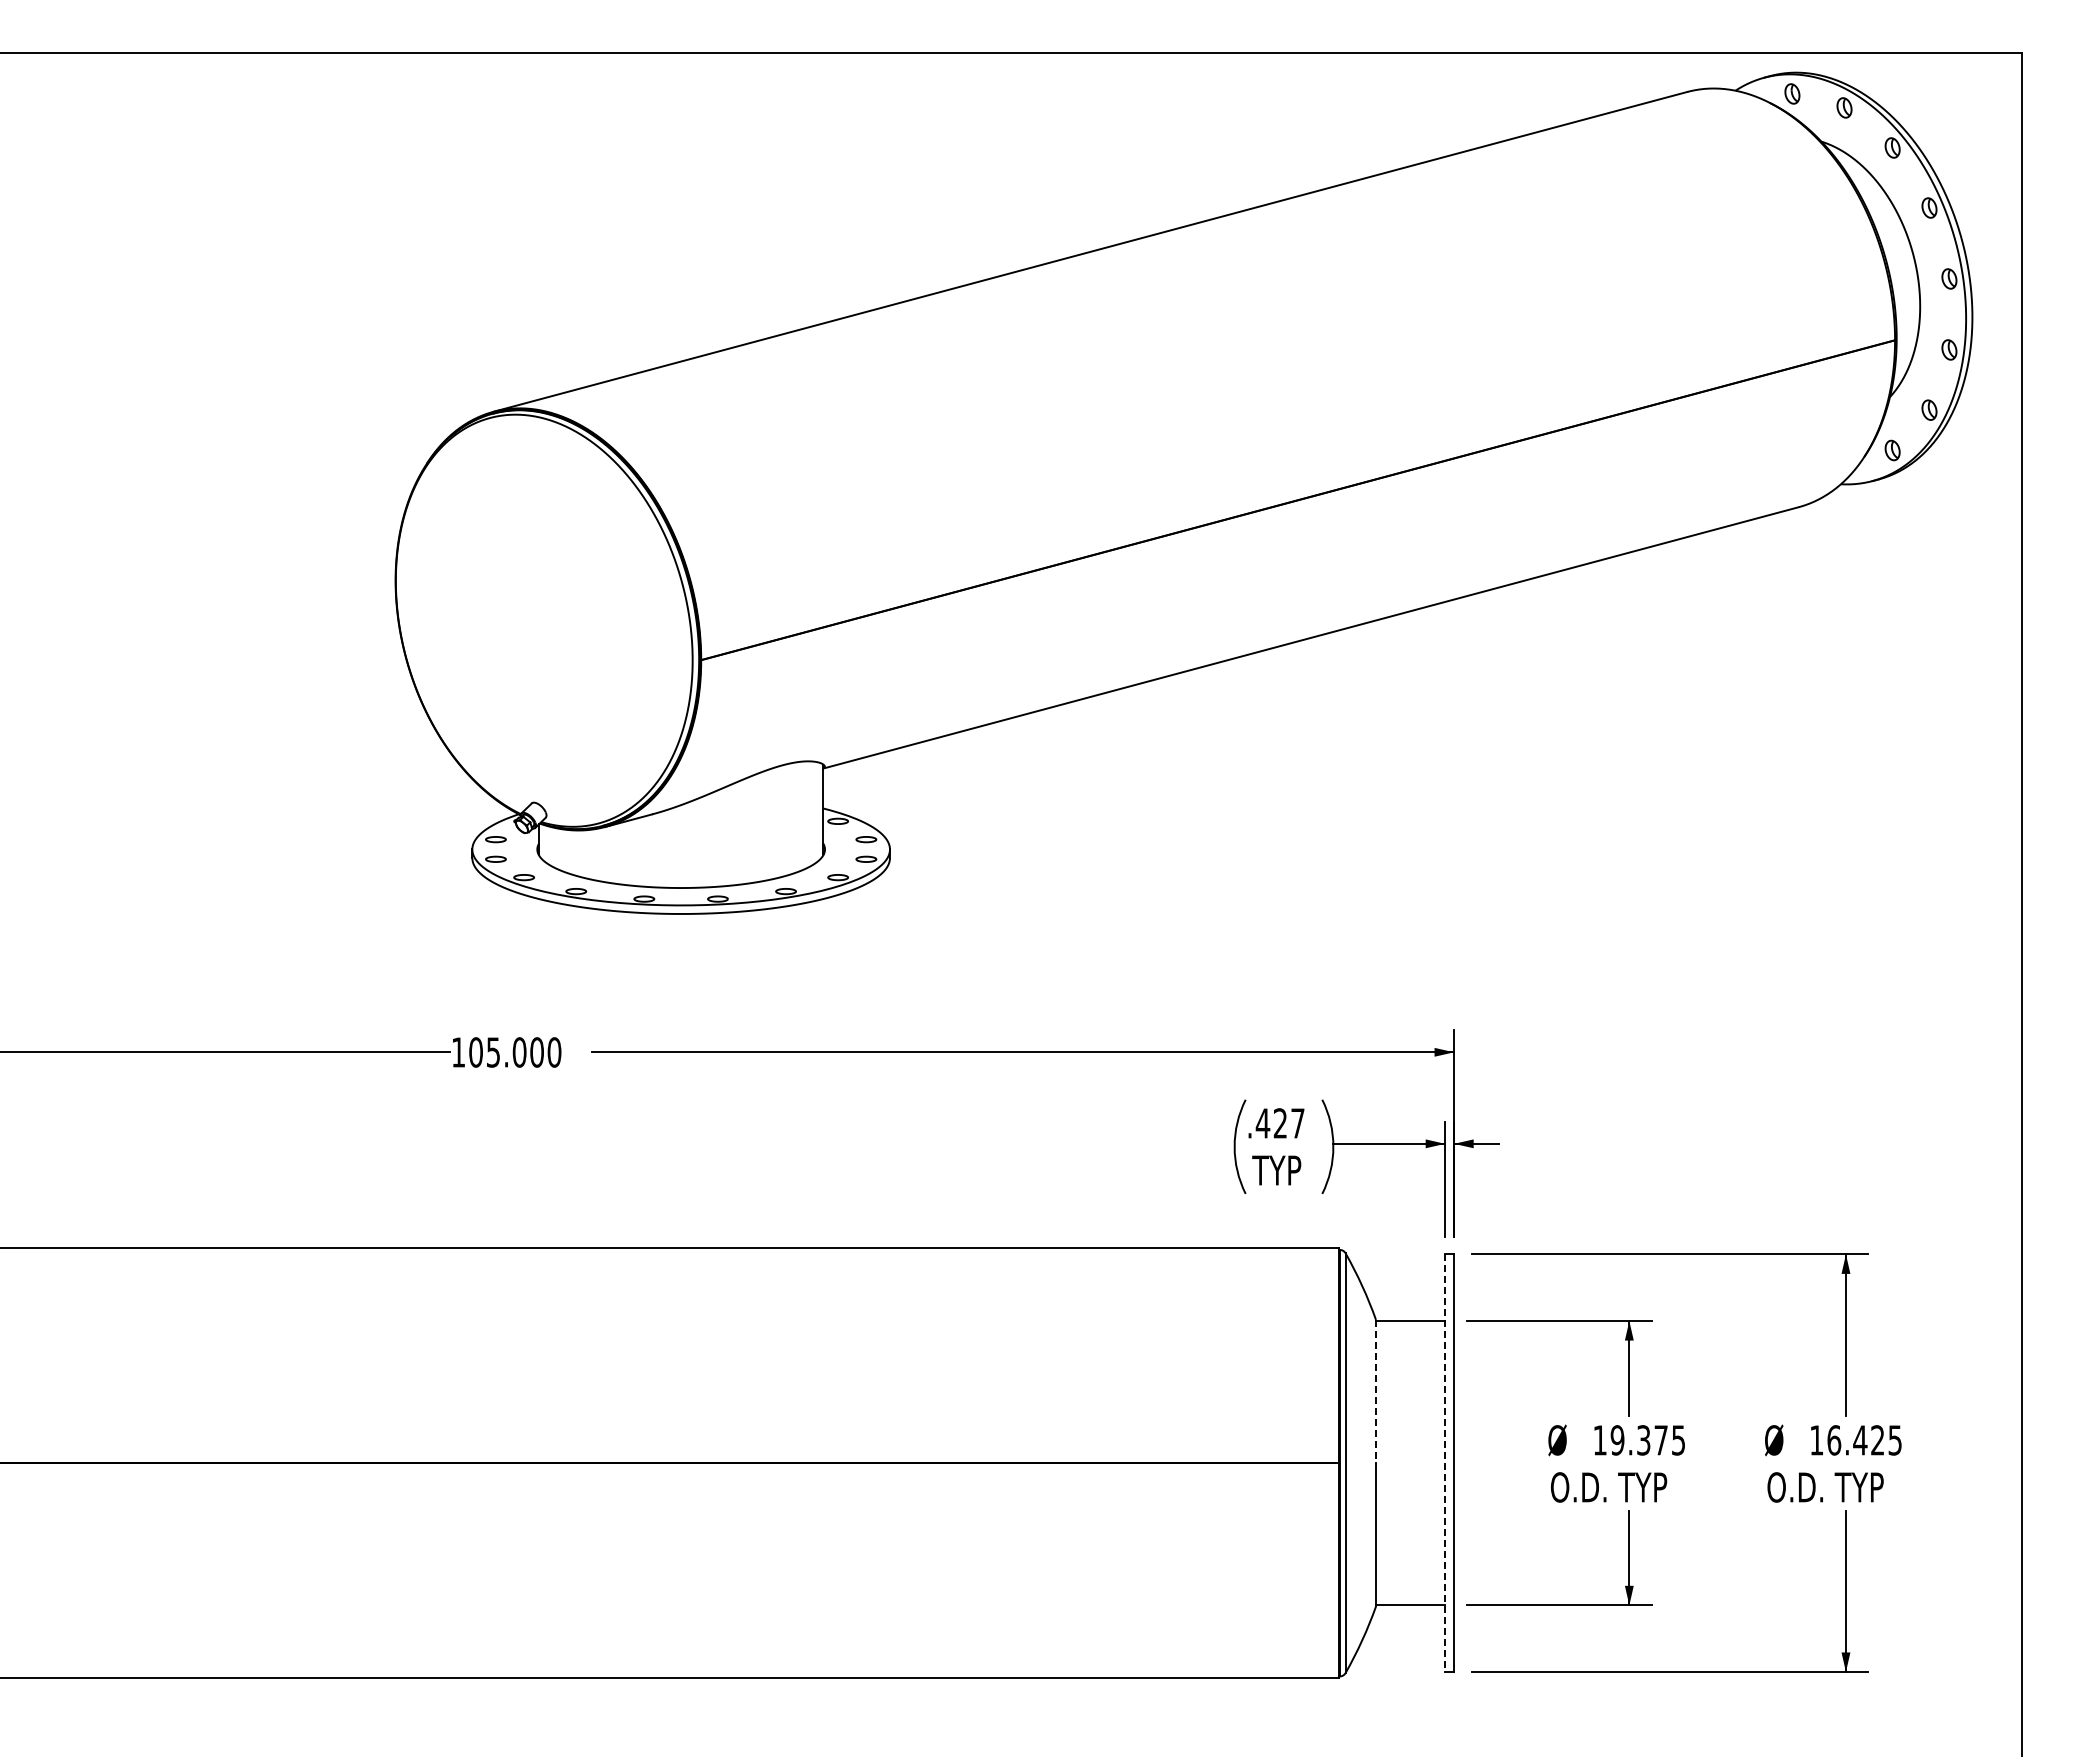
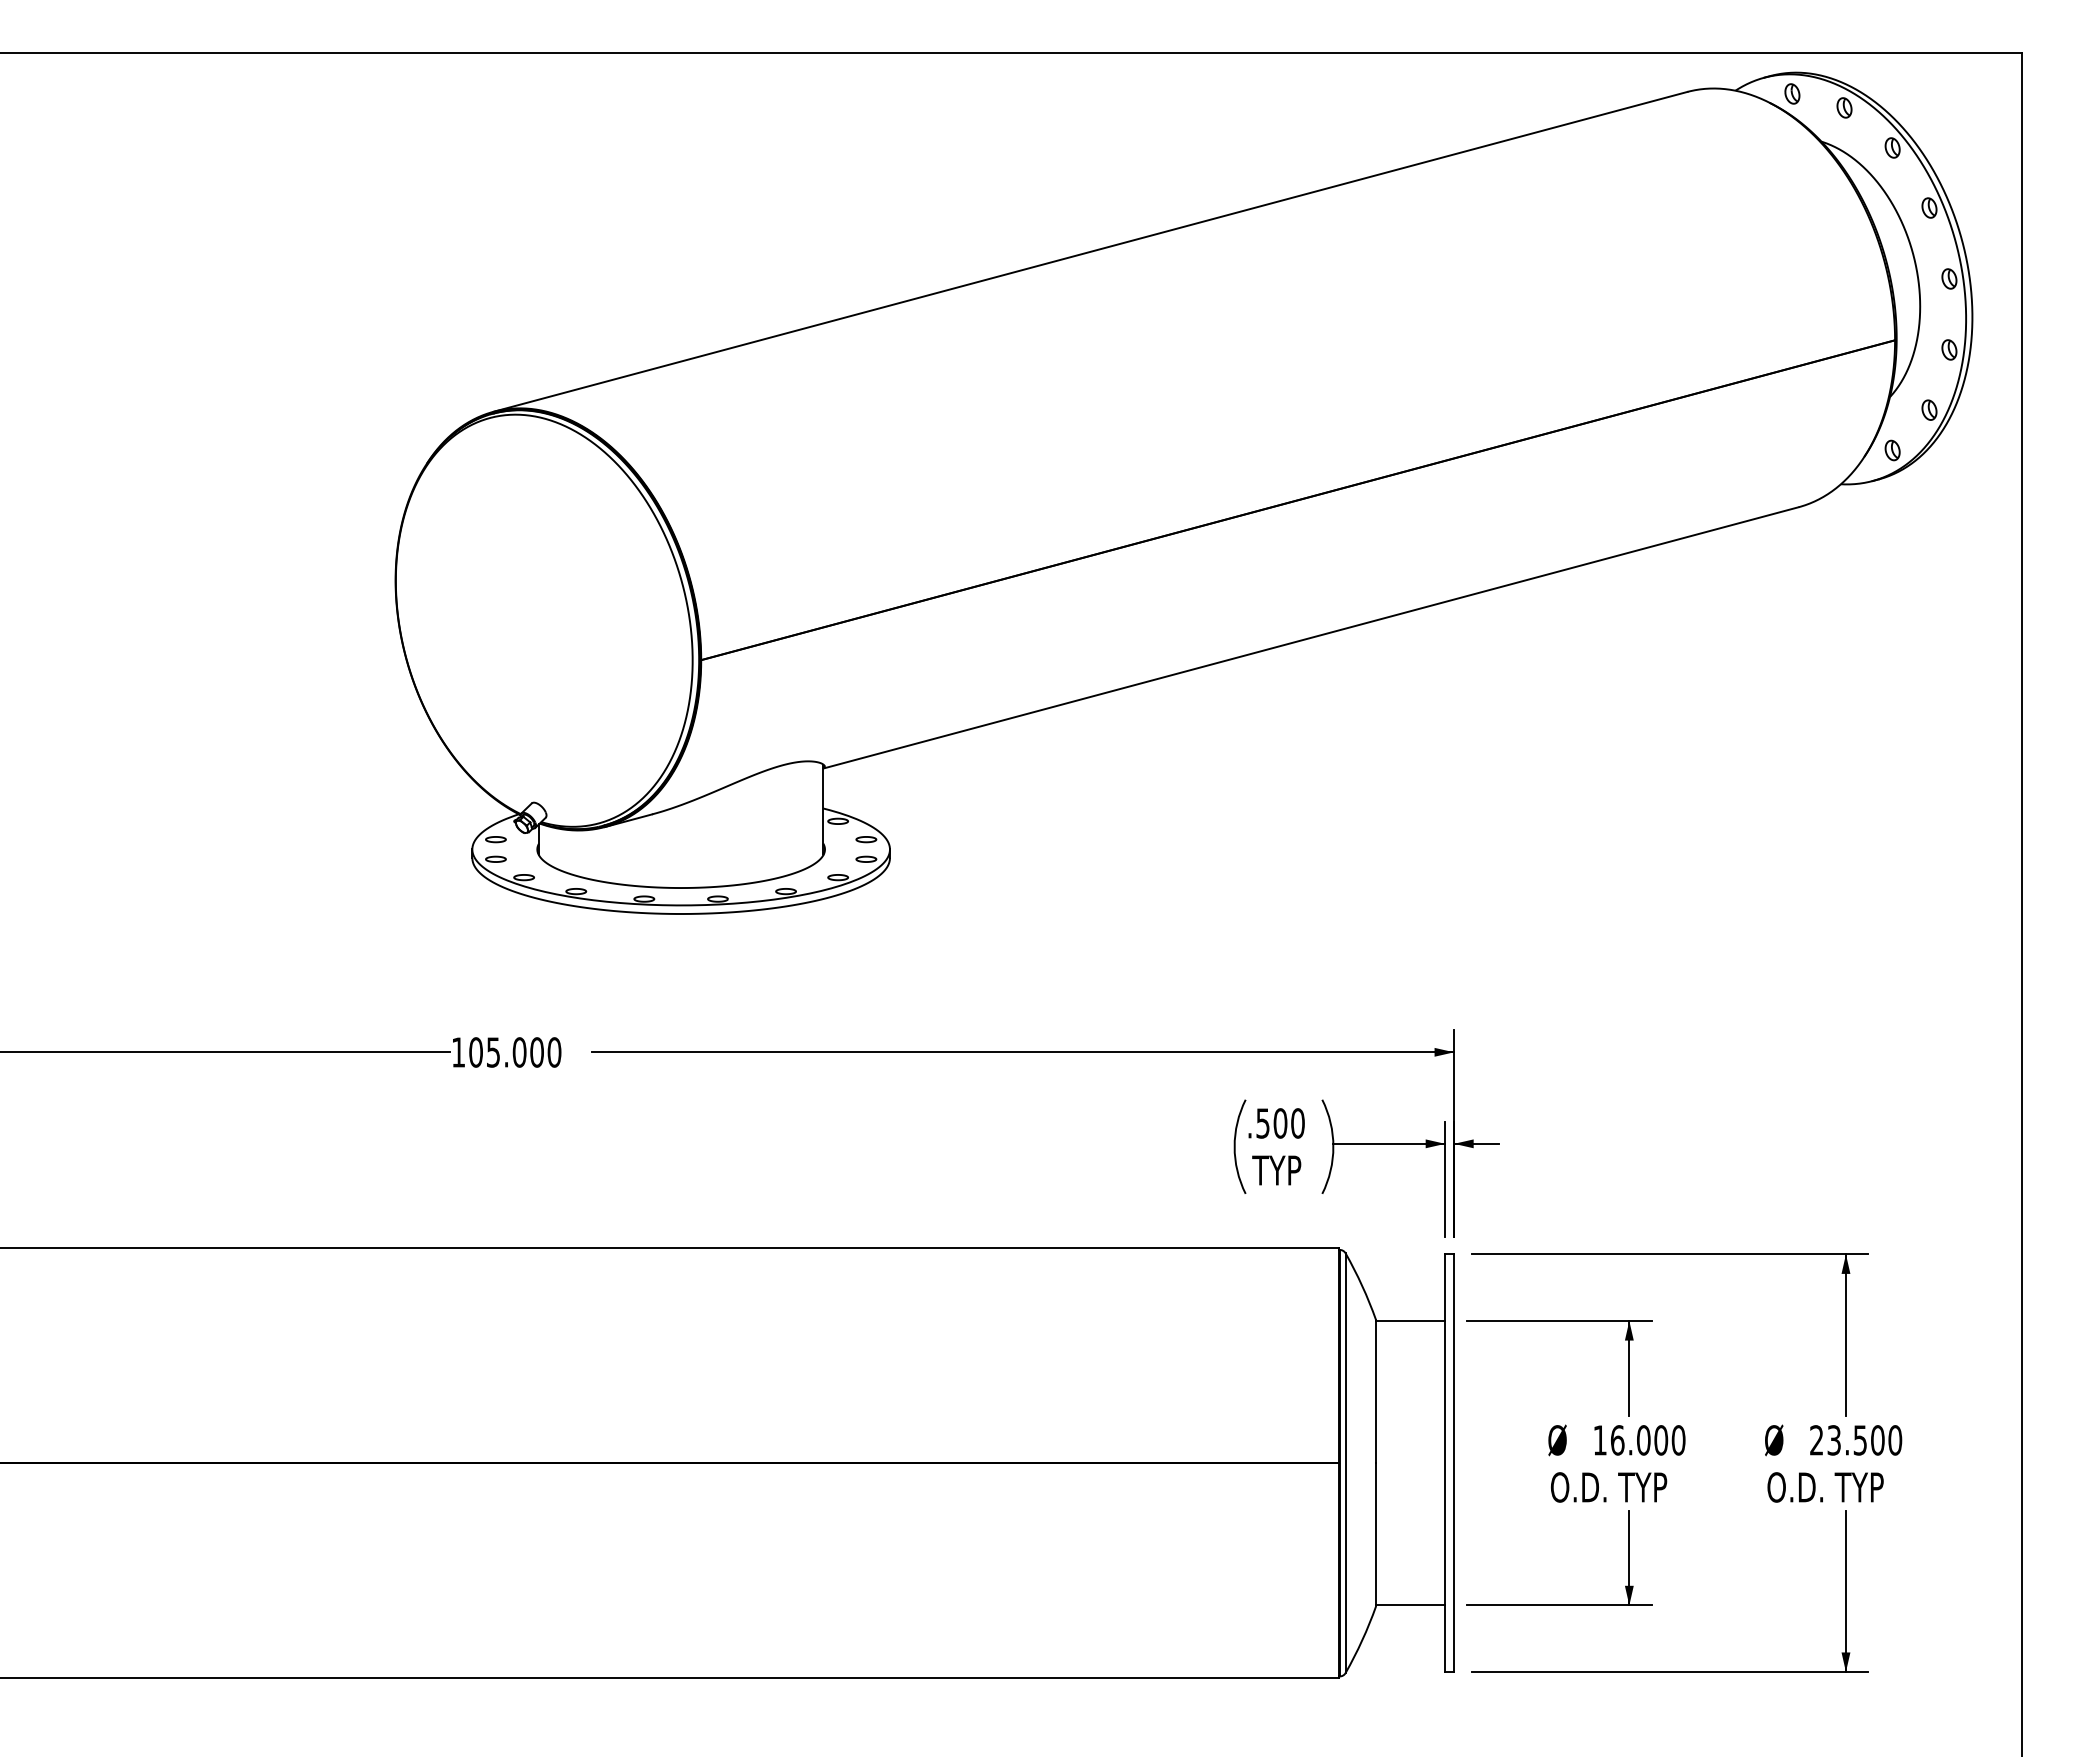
text: .427 -> .500 (1279, 1123)
line: dashed -> solid (1376, 1391)
text: 19.375 -> 16.000 (1647, 1440)
text: 16.425 -> 23.500 (1856, 1440)
line: dashed -> solid (1445, 1463)
